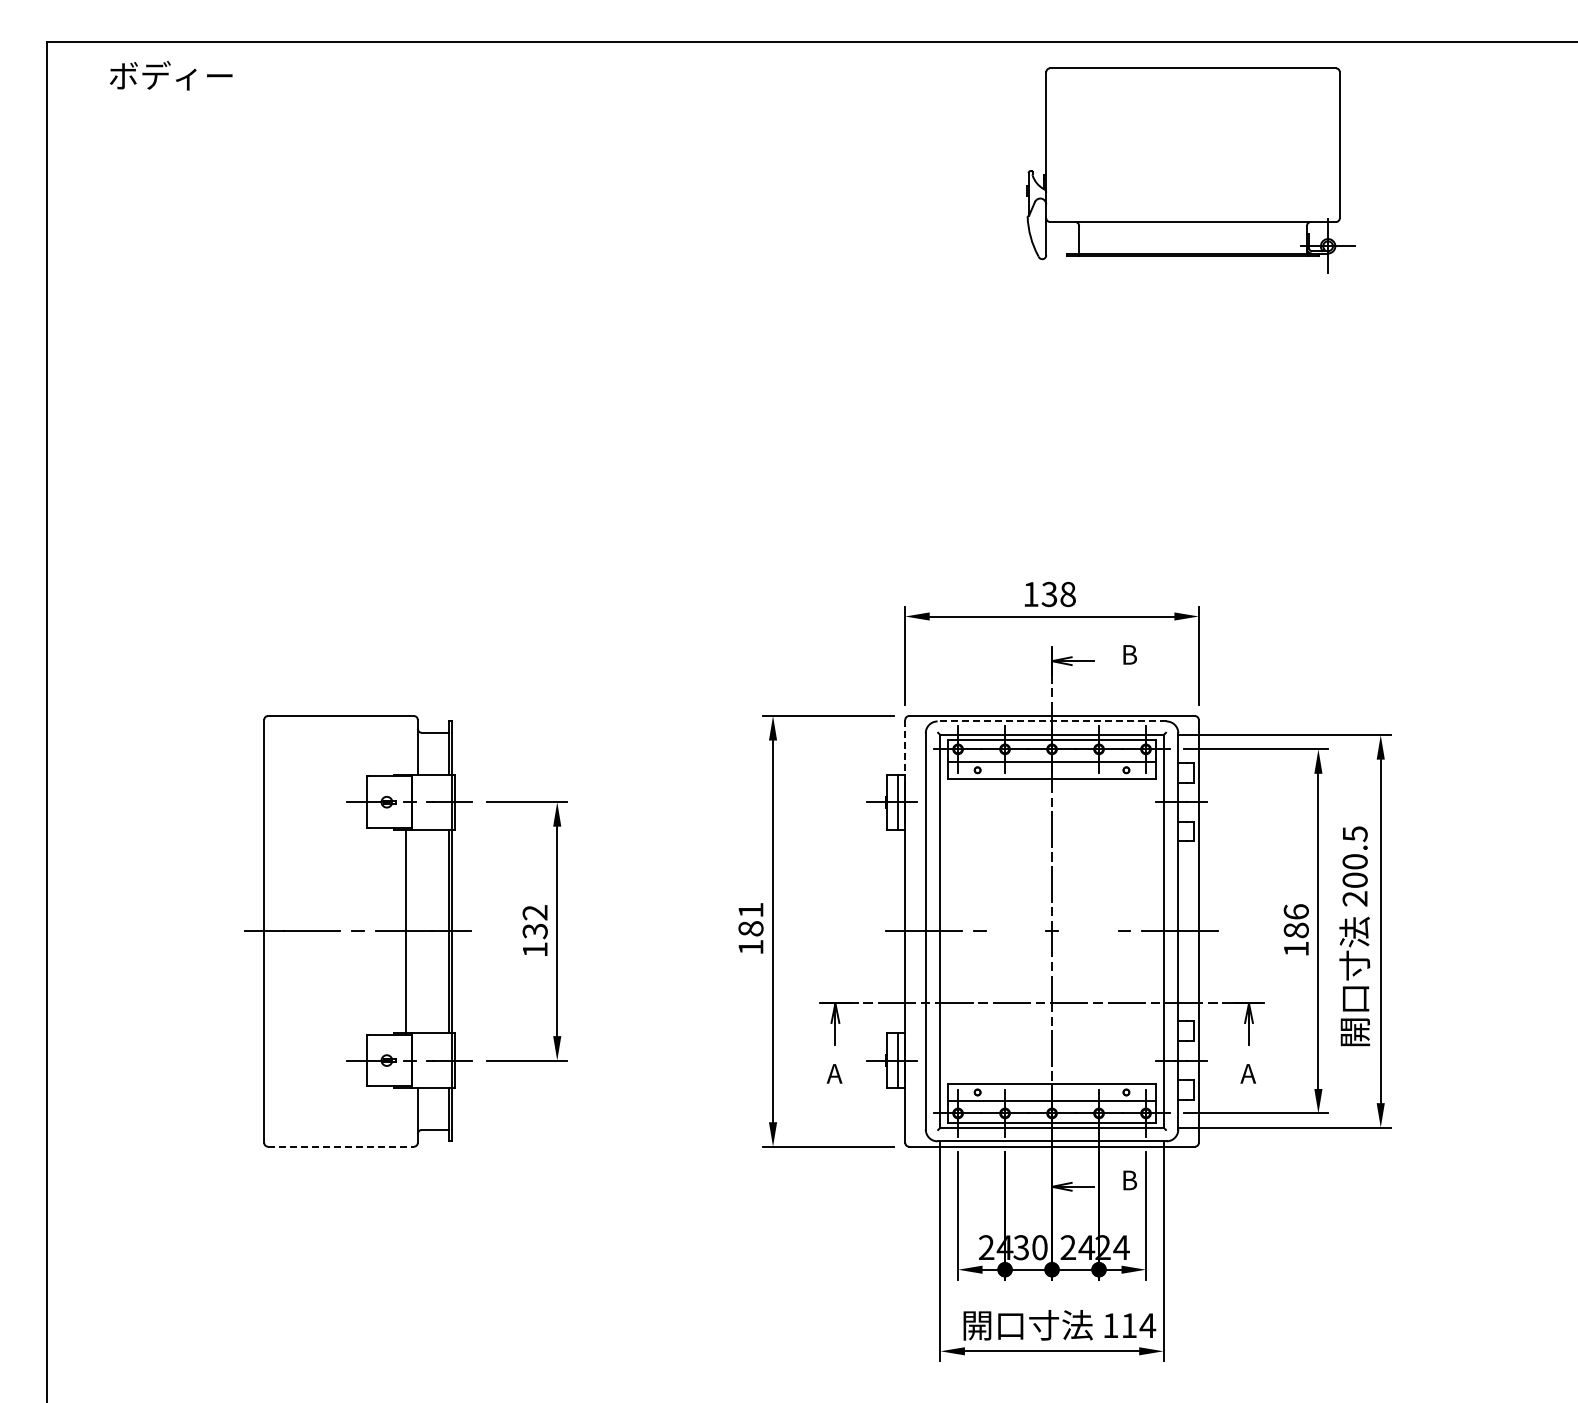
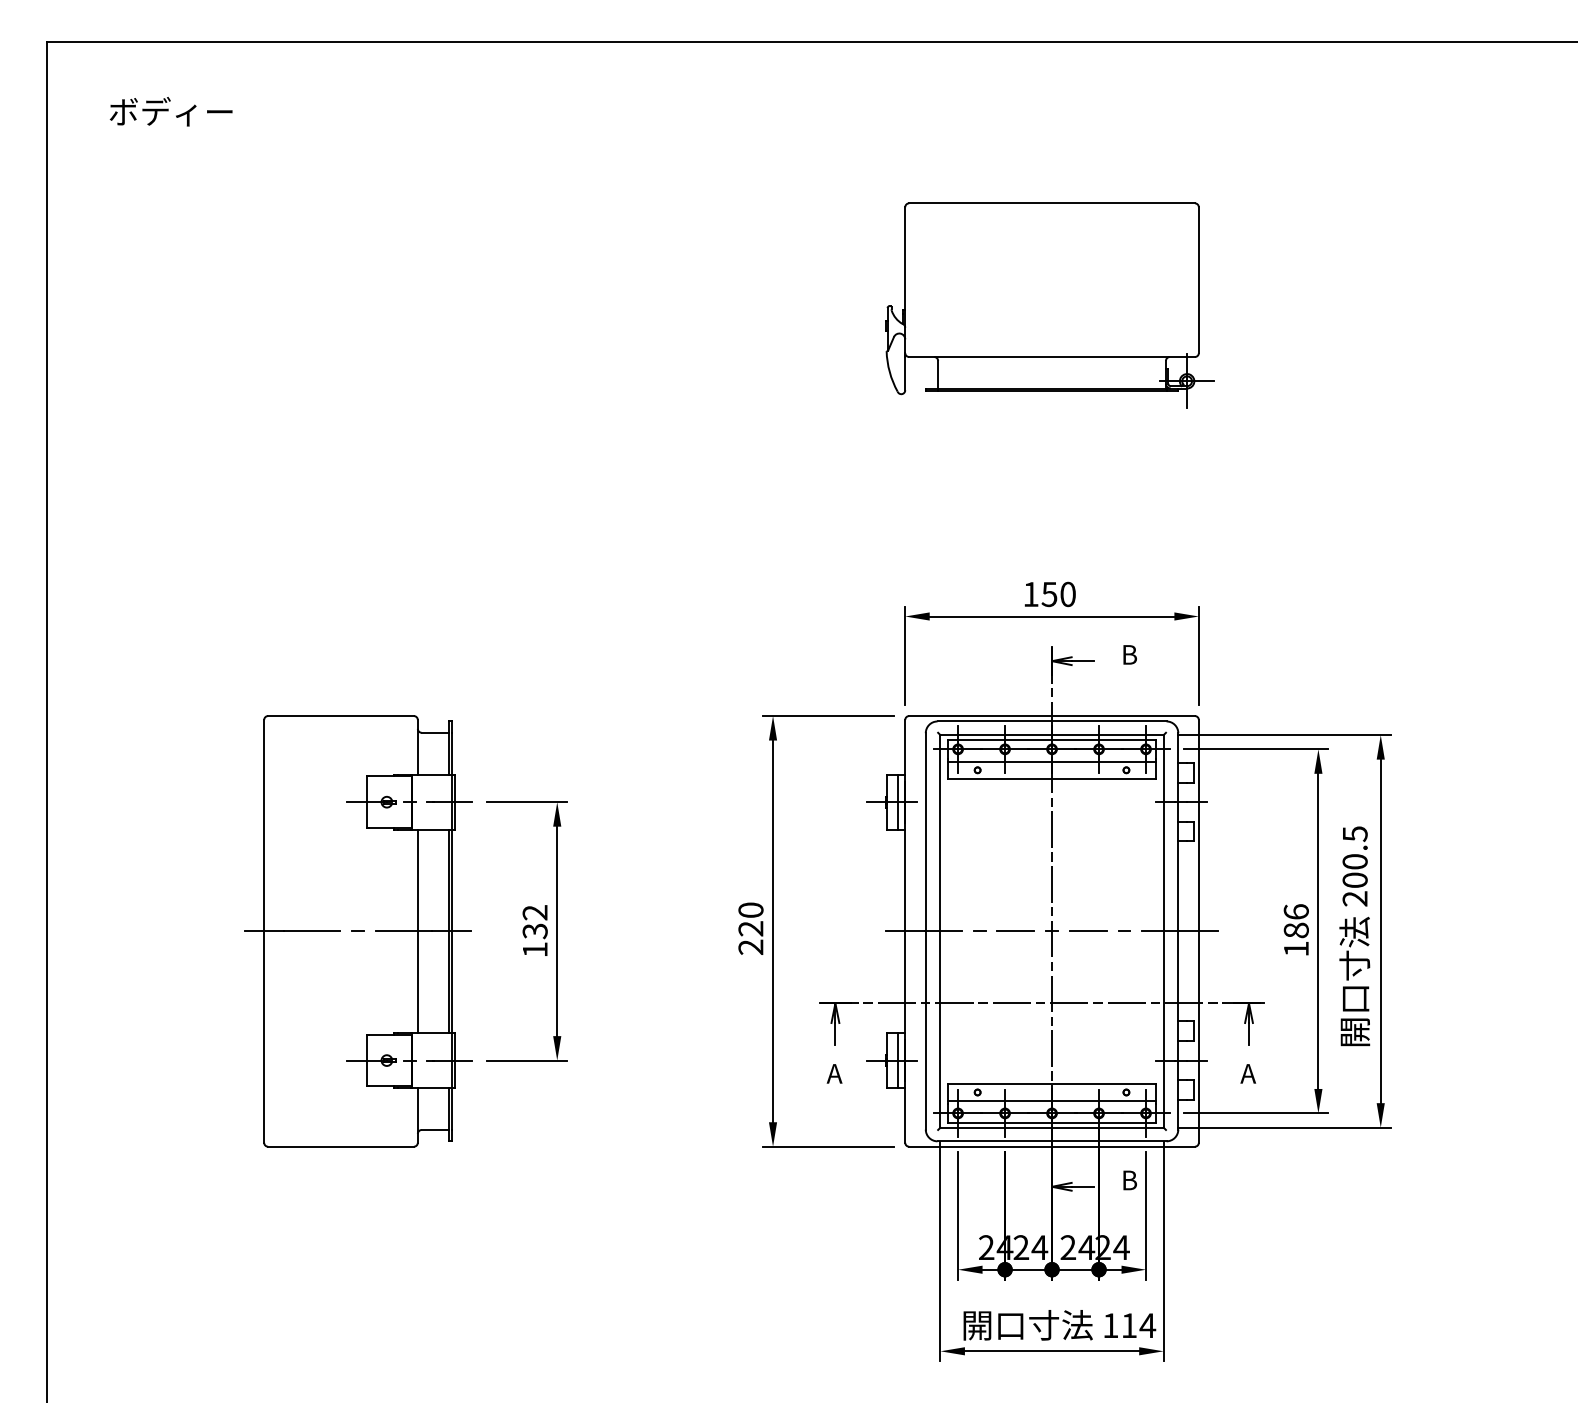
text position: (170, 75) -> (170, 111) (170, 111)
part position: (1190, 170) -> (1049, 305) (1049, 305)
text: 138 -> 150 (1058, 593)
line: dashed -> solid (1052, 721)
line: dashed -> solid (905, 747)
text: 181 -> 220 (750, 928)
line position: (405, 931) -> (417, 931) (417, 931)
line: none -> present (1015, 931)
line: none -> present (1087, 931)
line: dashed -> solid (341, 1146)
text: 30 -> 24 (1030, 1247)
